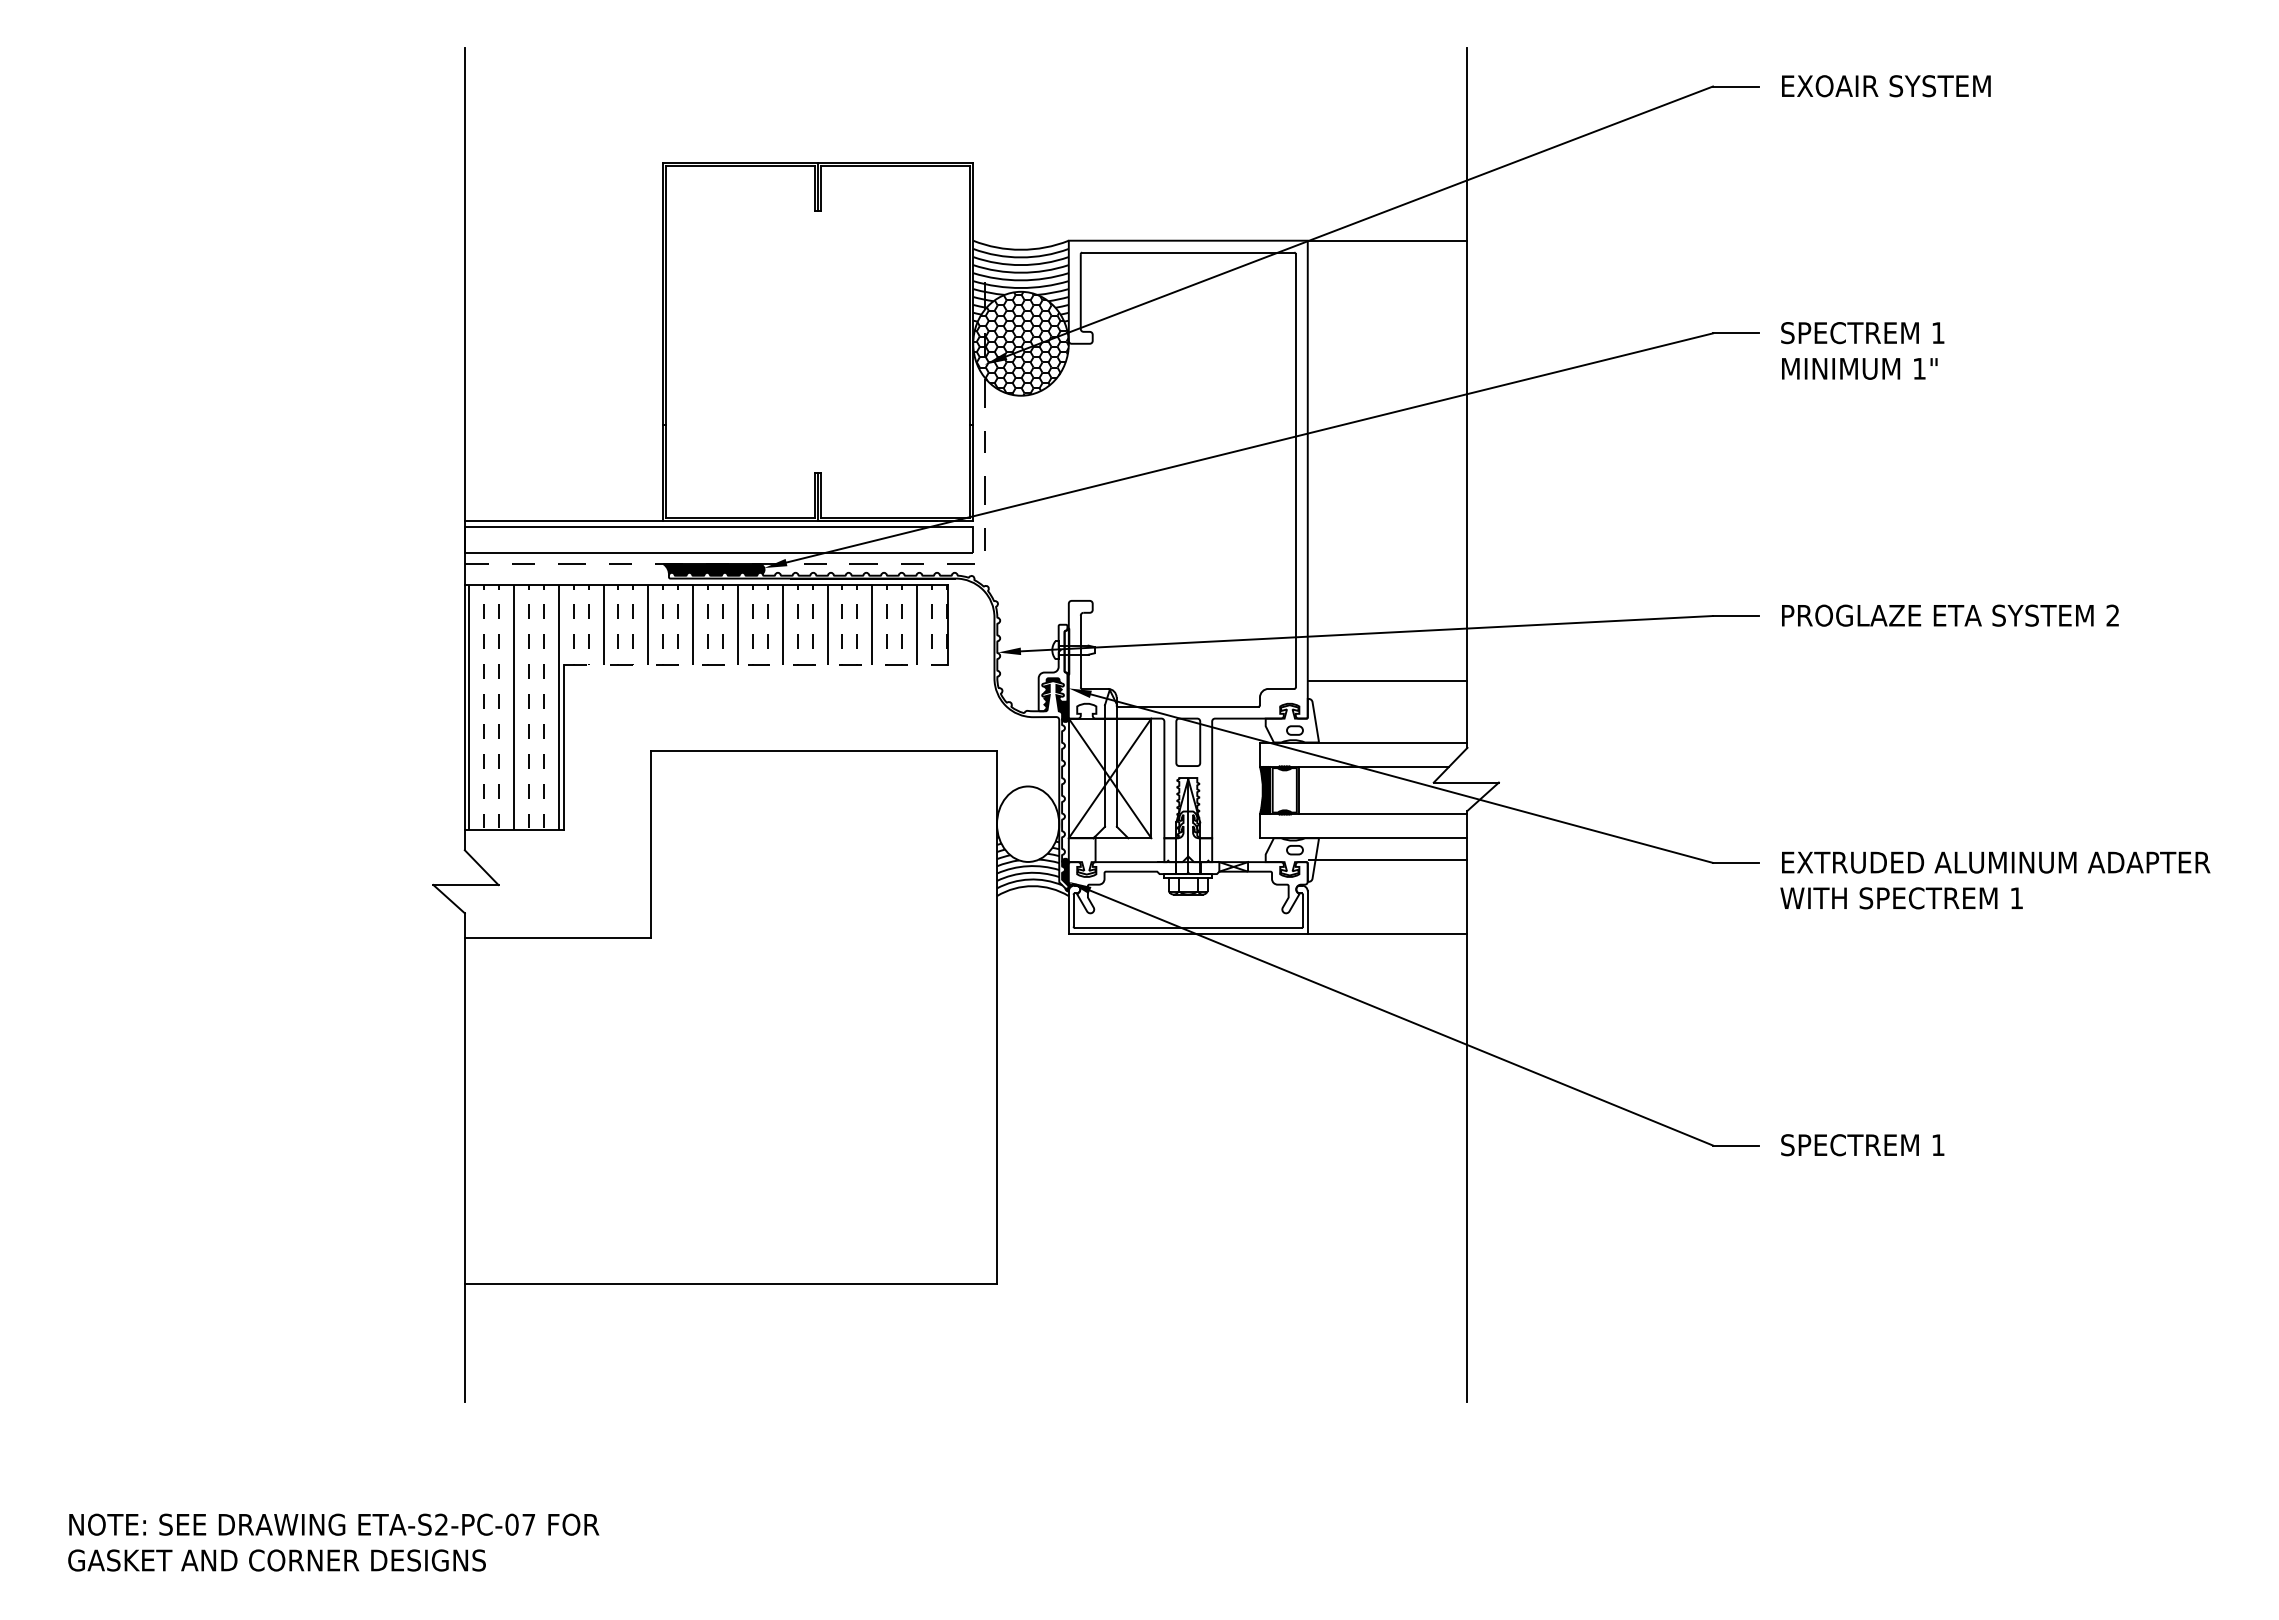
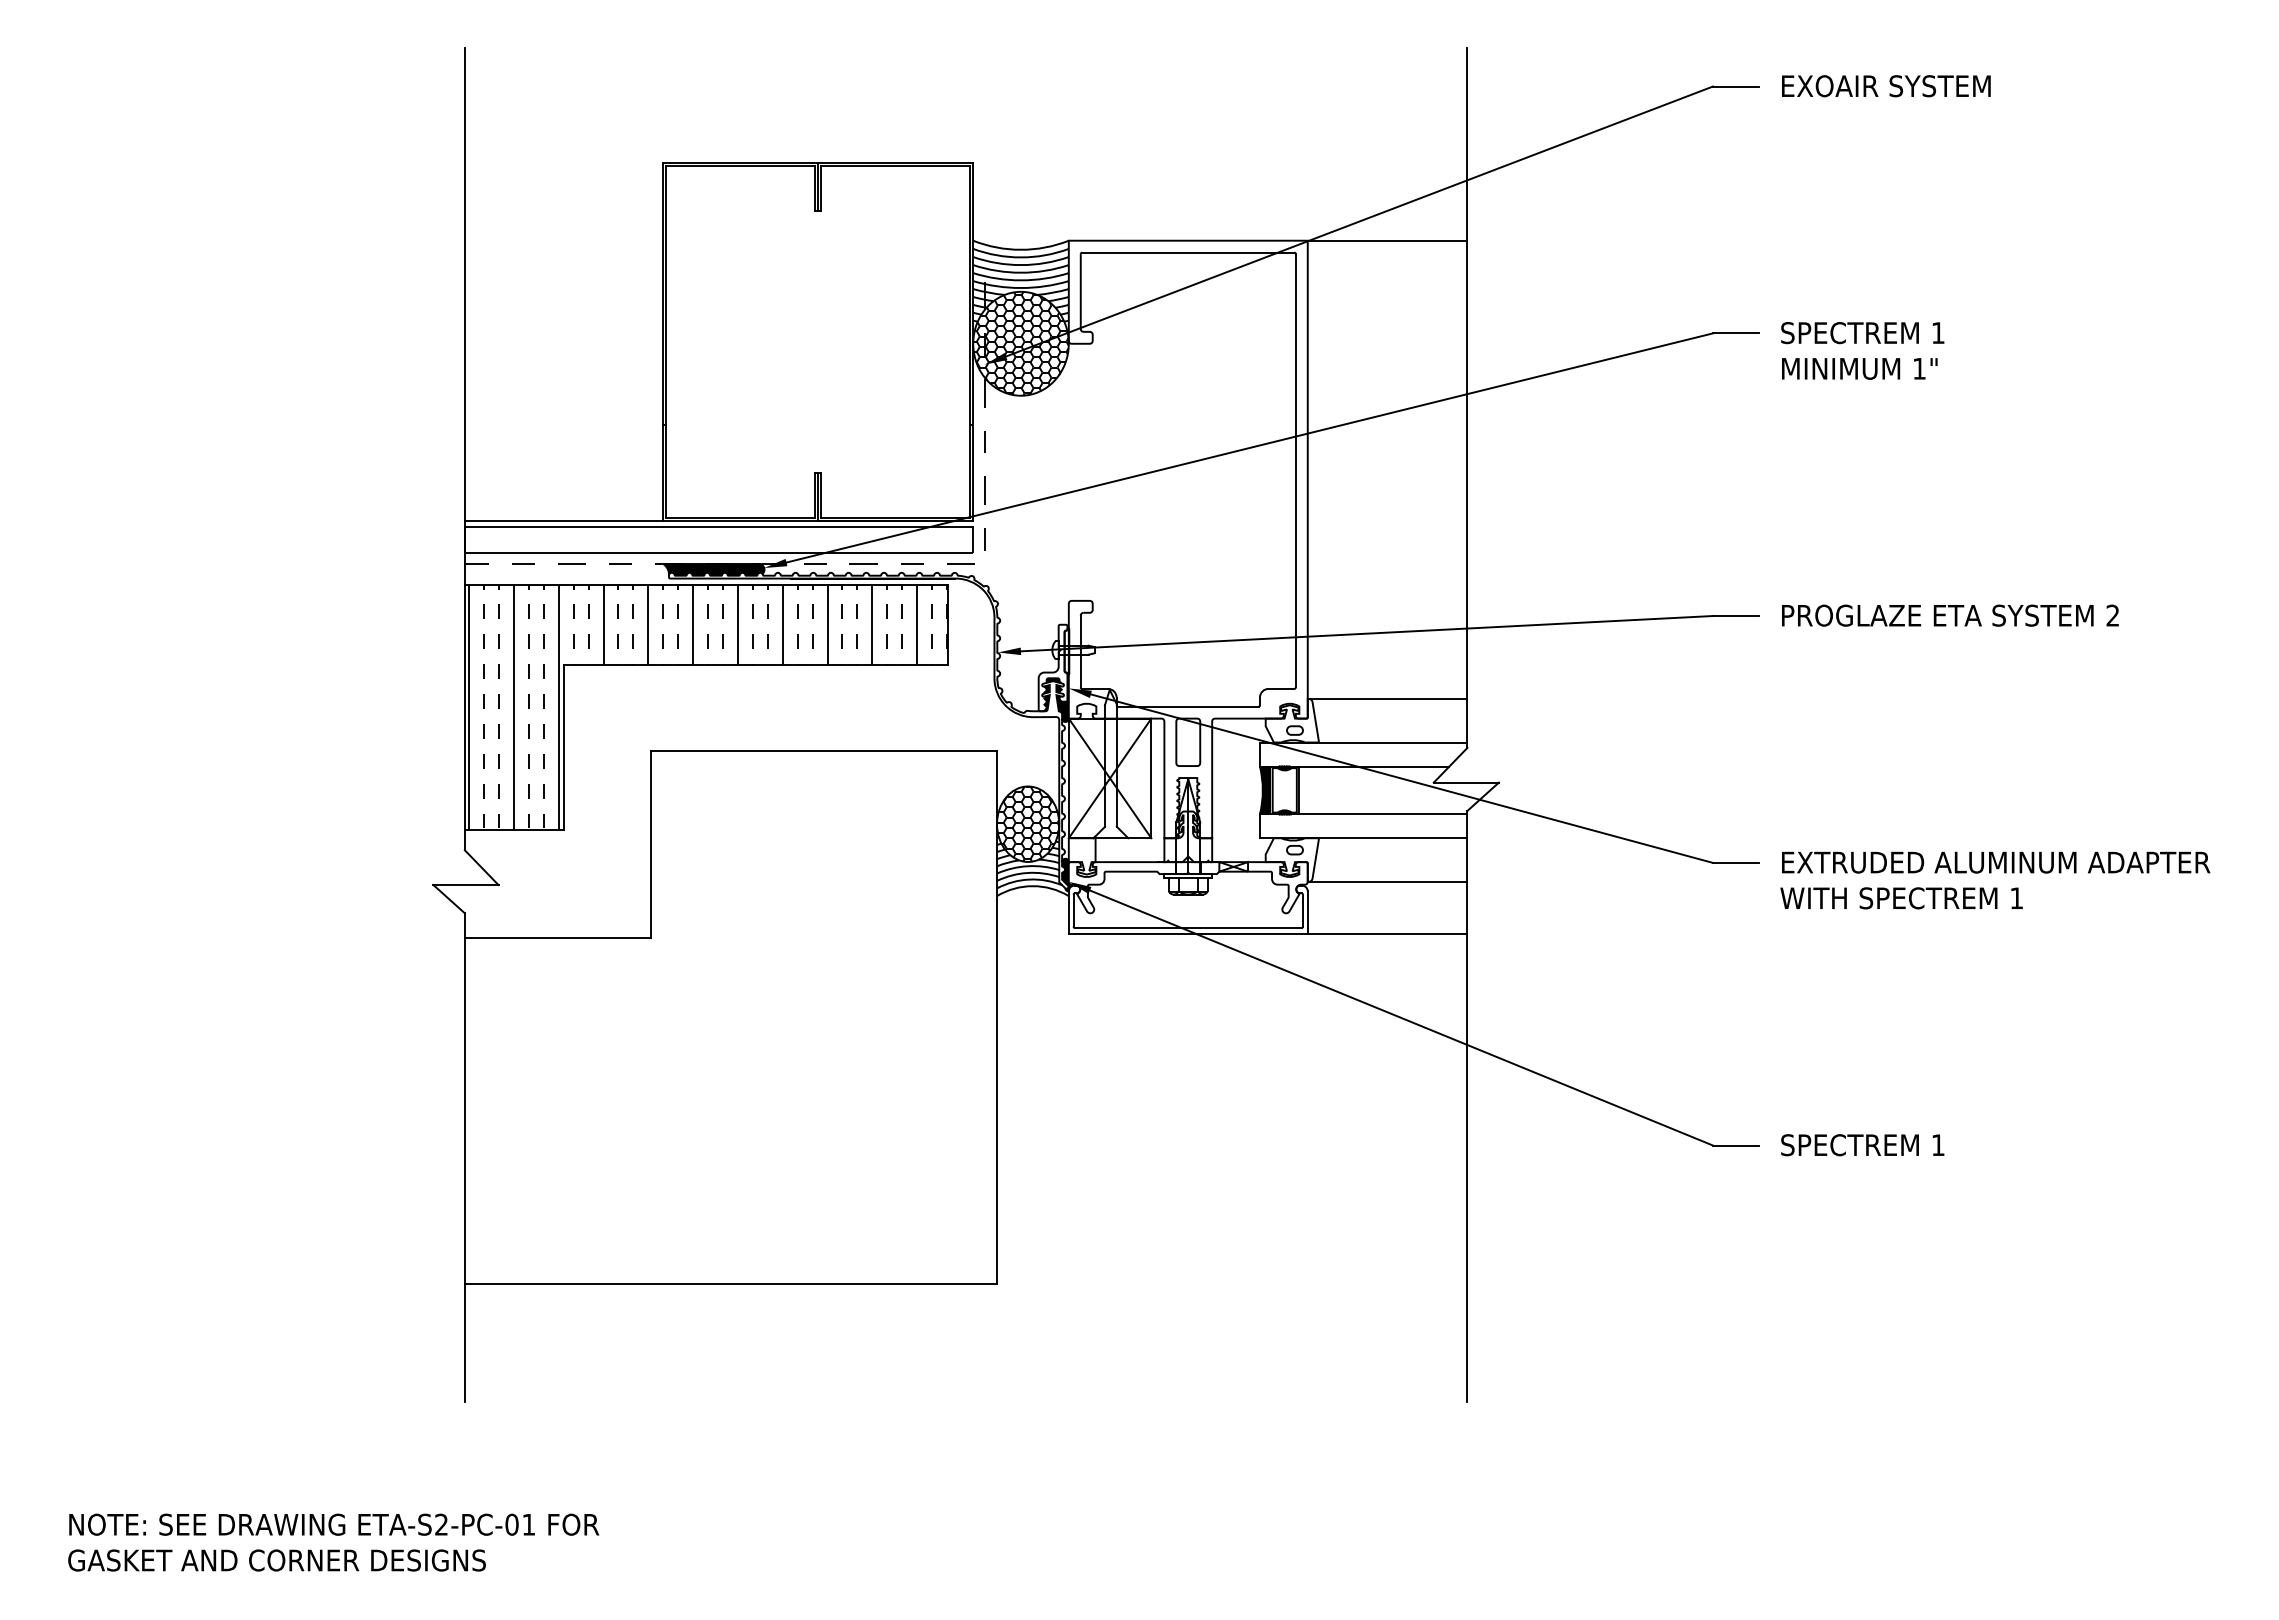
line: dashed -> solid (756, 664)
line position: (1387, 680) -> (1387, 698) (1387, 698)
hatch: none -> present (1028, 823)
line position: (1387, 859) -> (1387, 881) (1387, 881)
text: ETA-S2-PC-07 -> ETA-S2-PC-01 (528, 1524)
